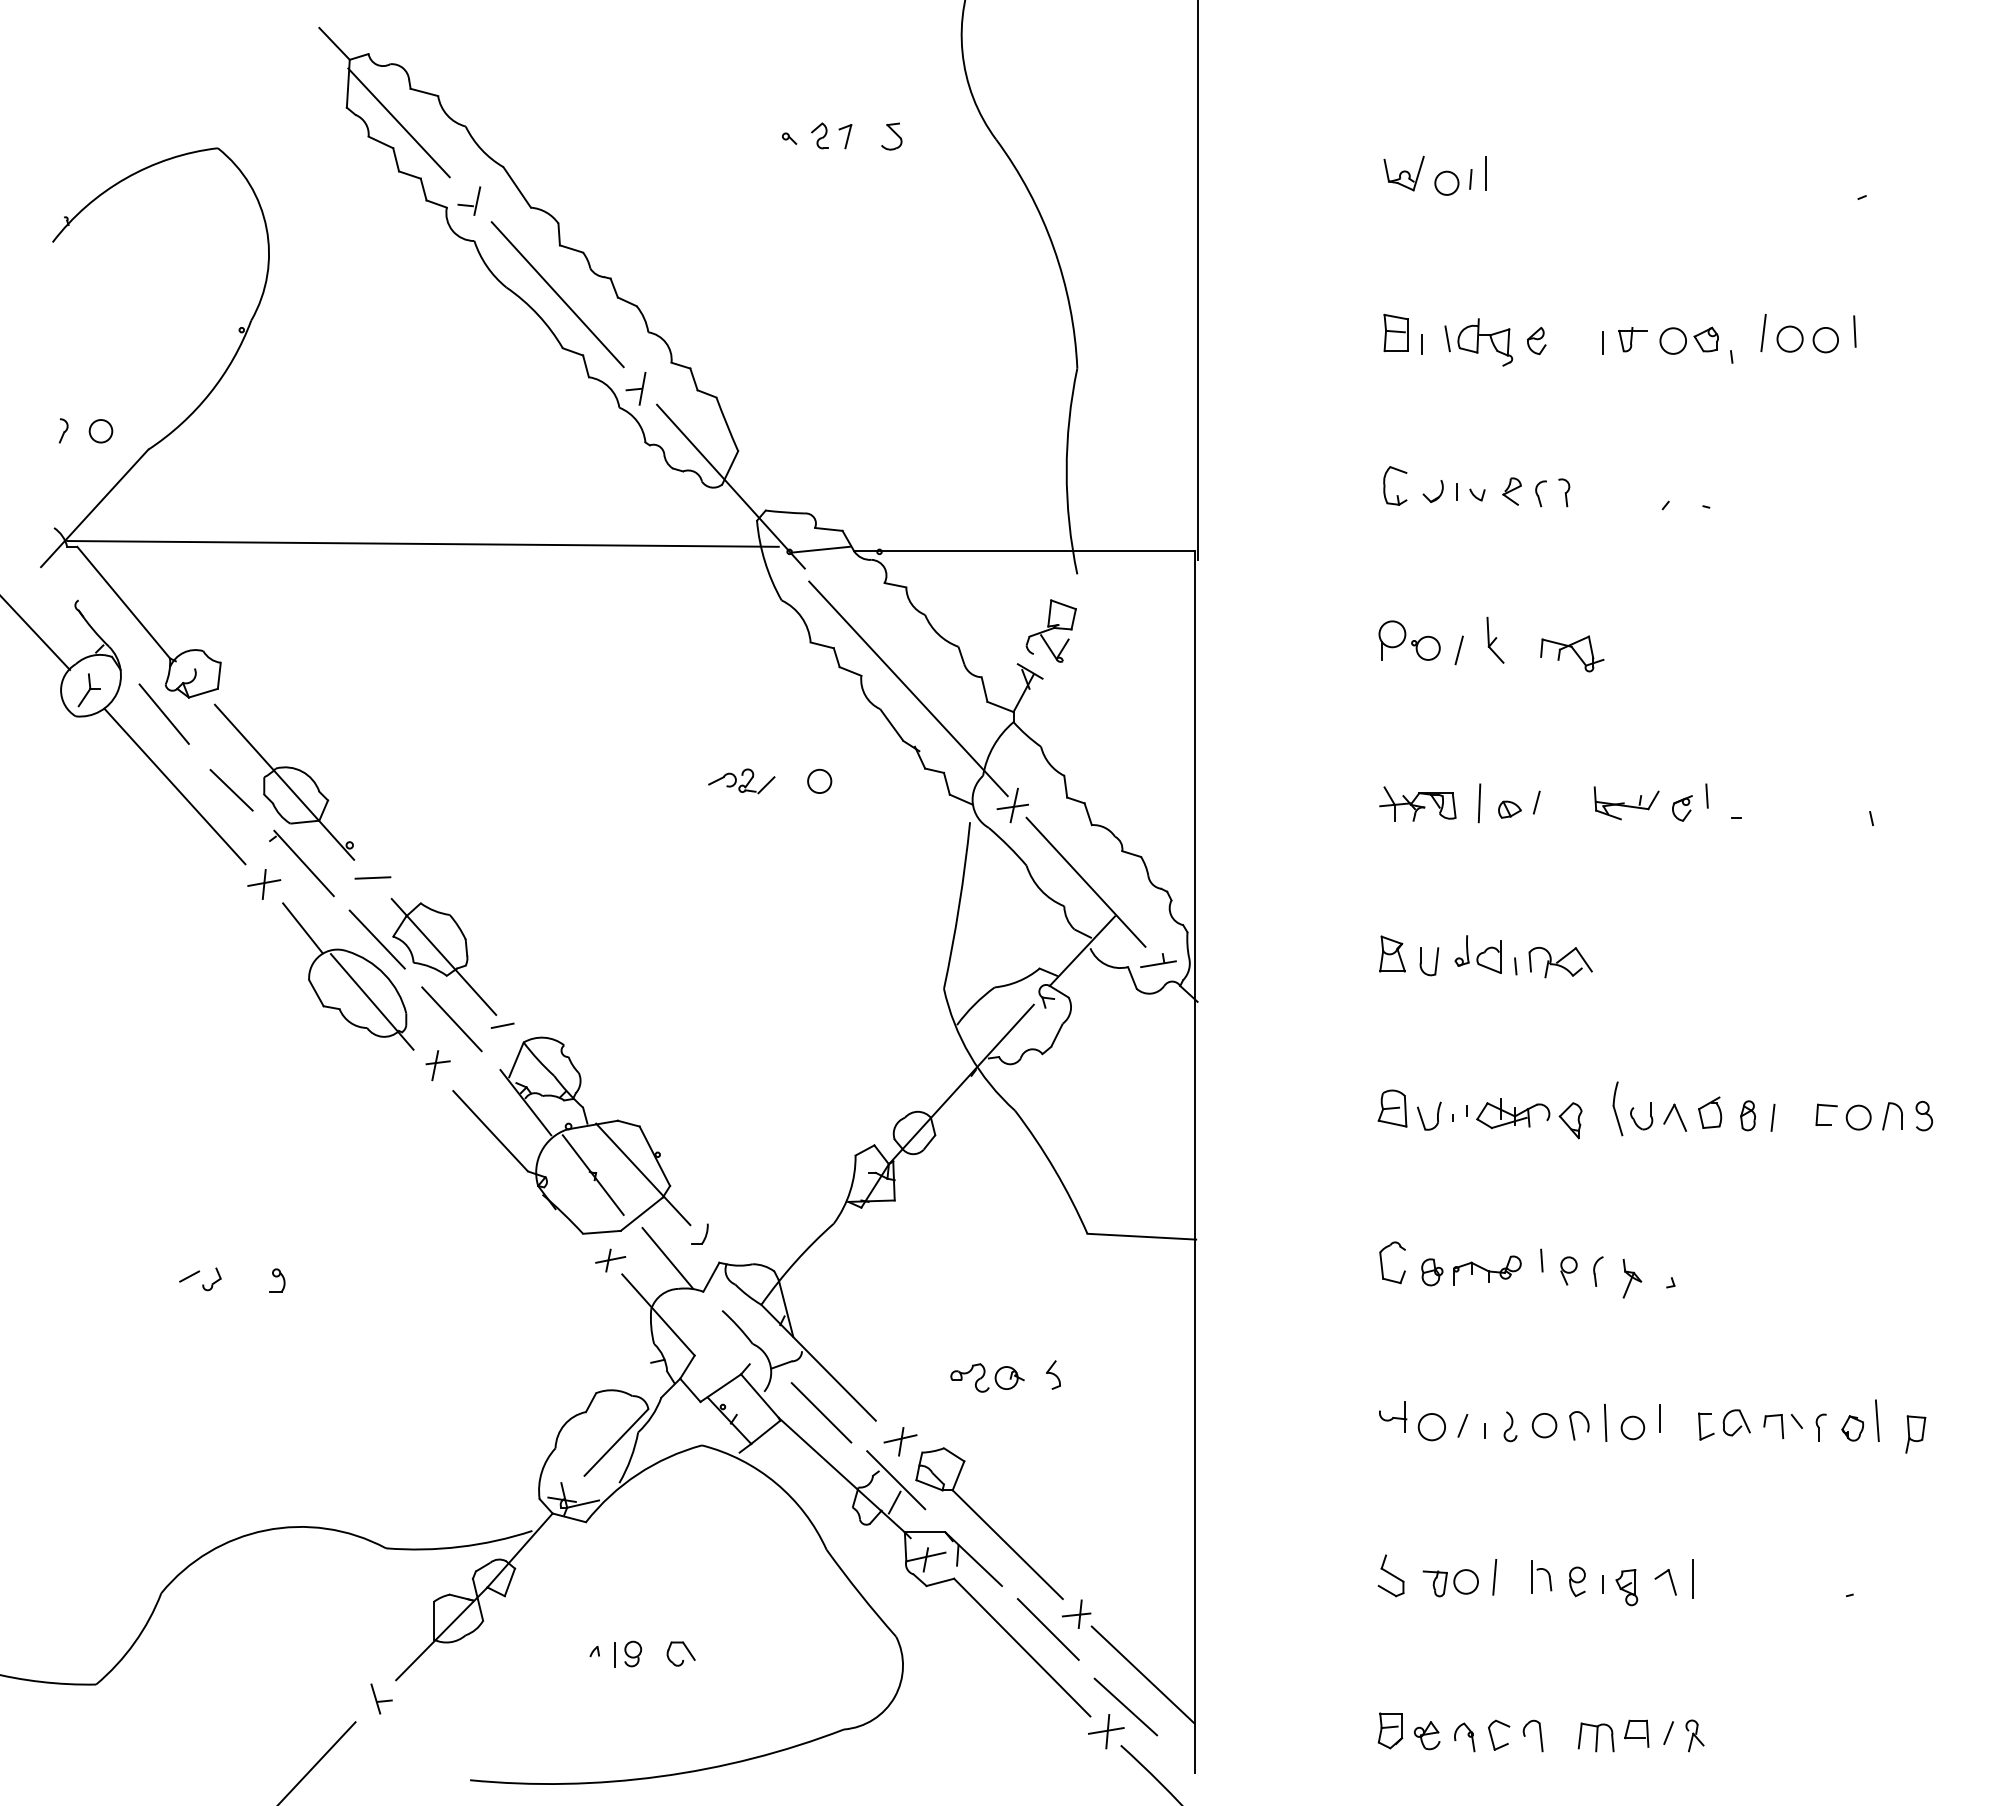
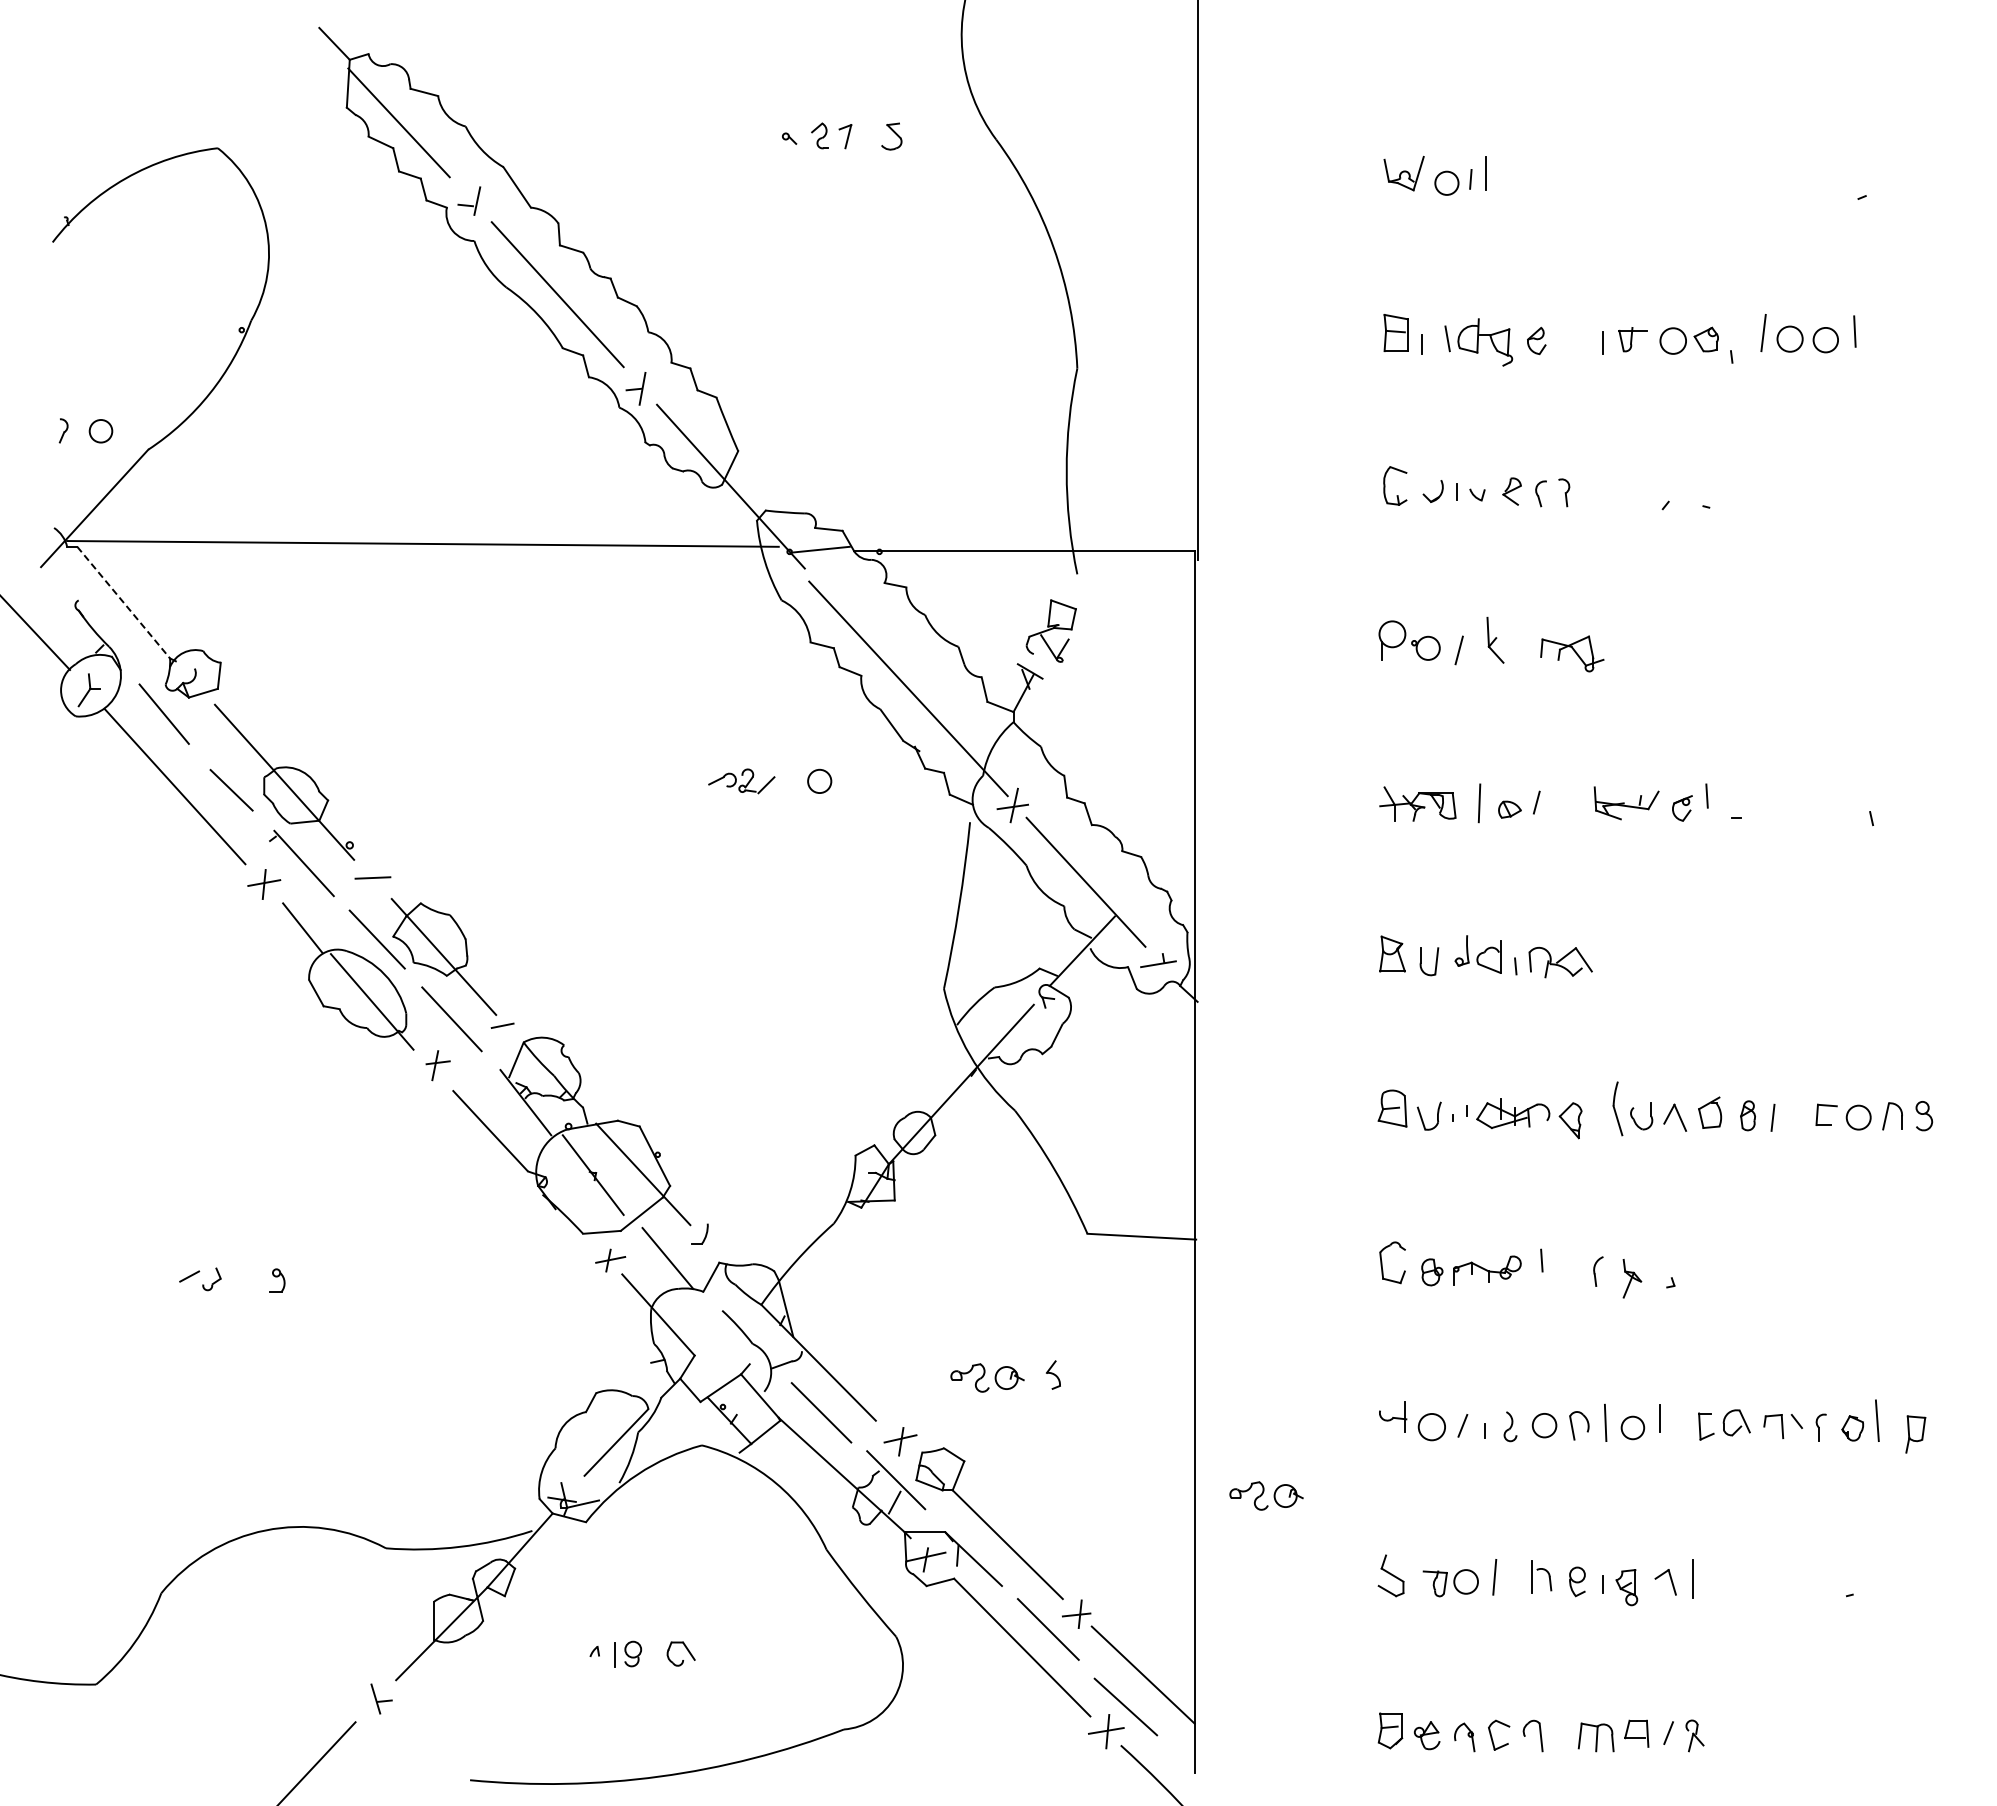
line: solid -> dashed (123, 602)
part: present -> none (1568, 1270)
part: none -> present (1266, 1495)
